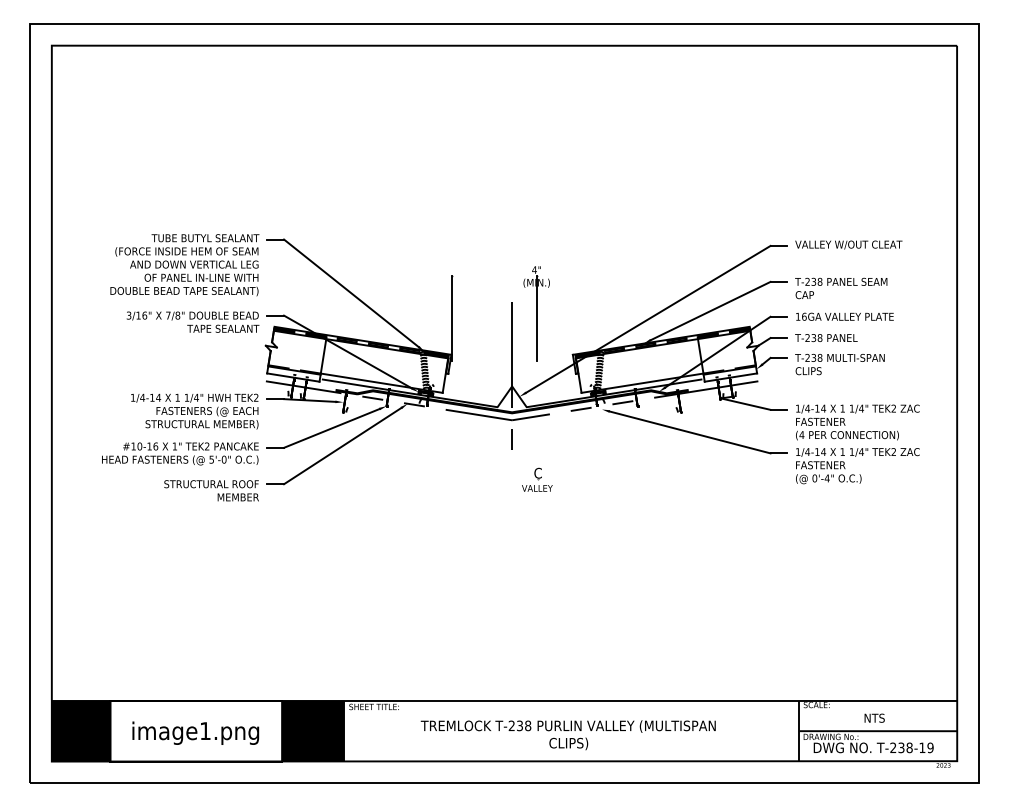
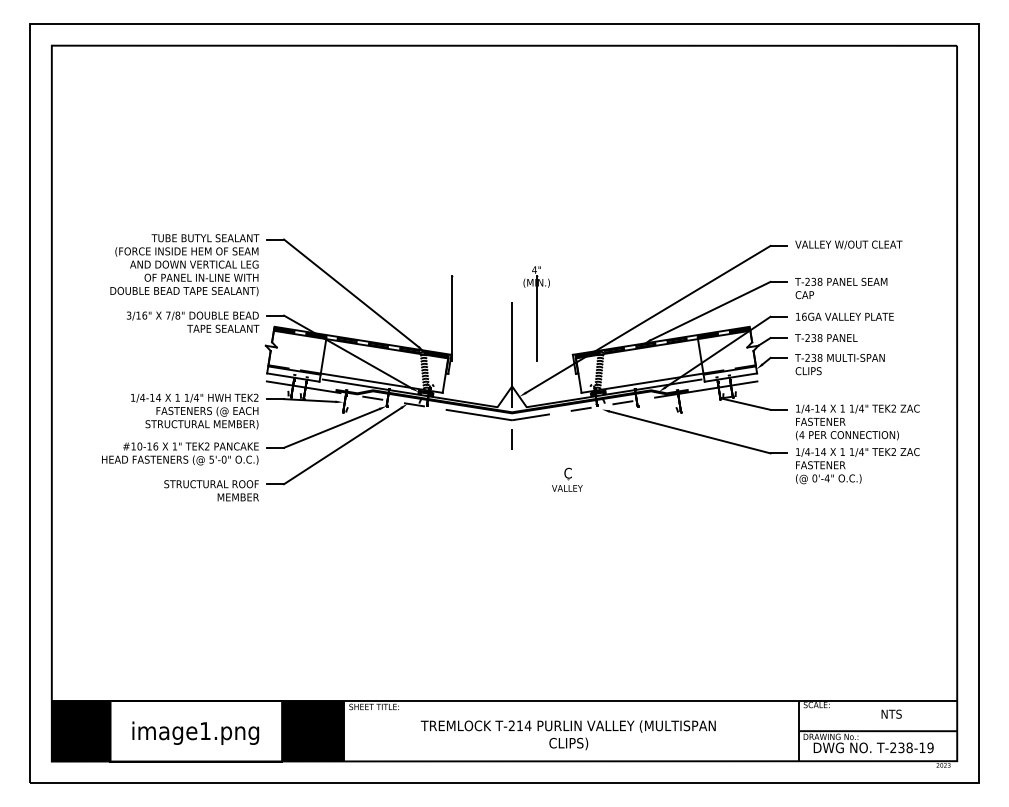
part position: (537, 479) -> (567, 479) (567, 479)
text position: (874, 717) -> (891, 713) (891, 713)
text: T-238 -> T-214 (524, 725)
